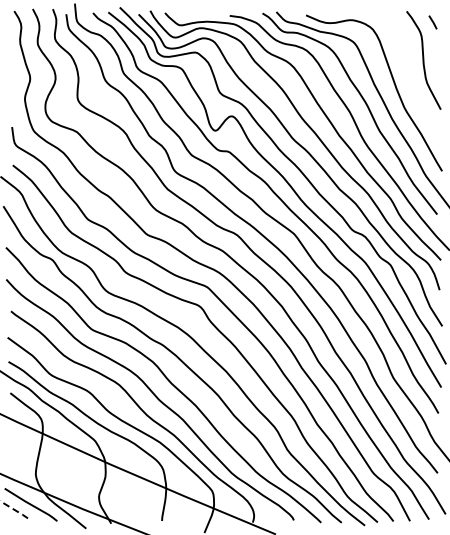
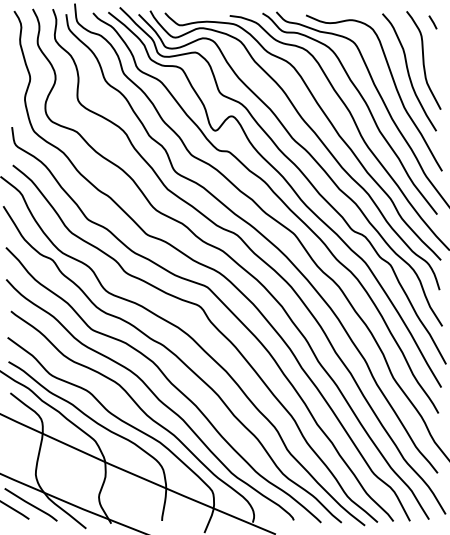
curve: none -> present (409, 72)
line: dashed -> solid (15, 510)
